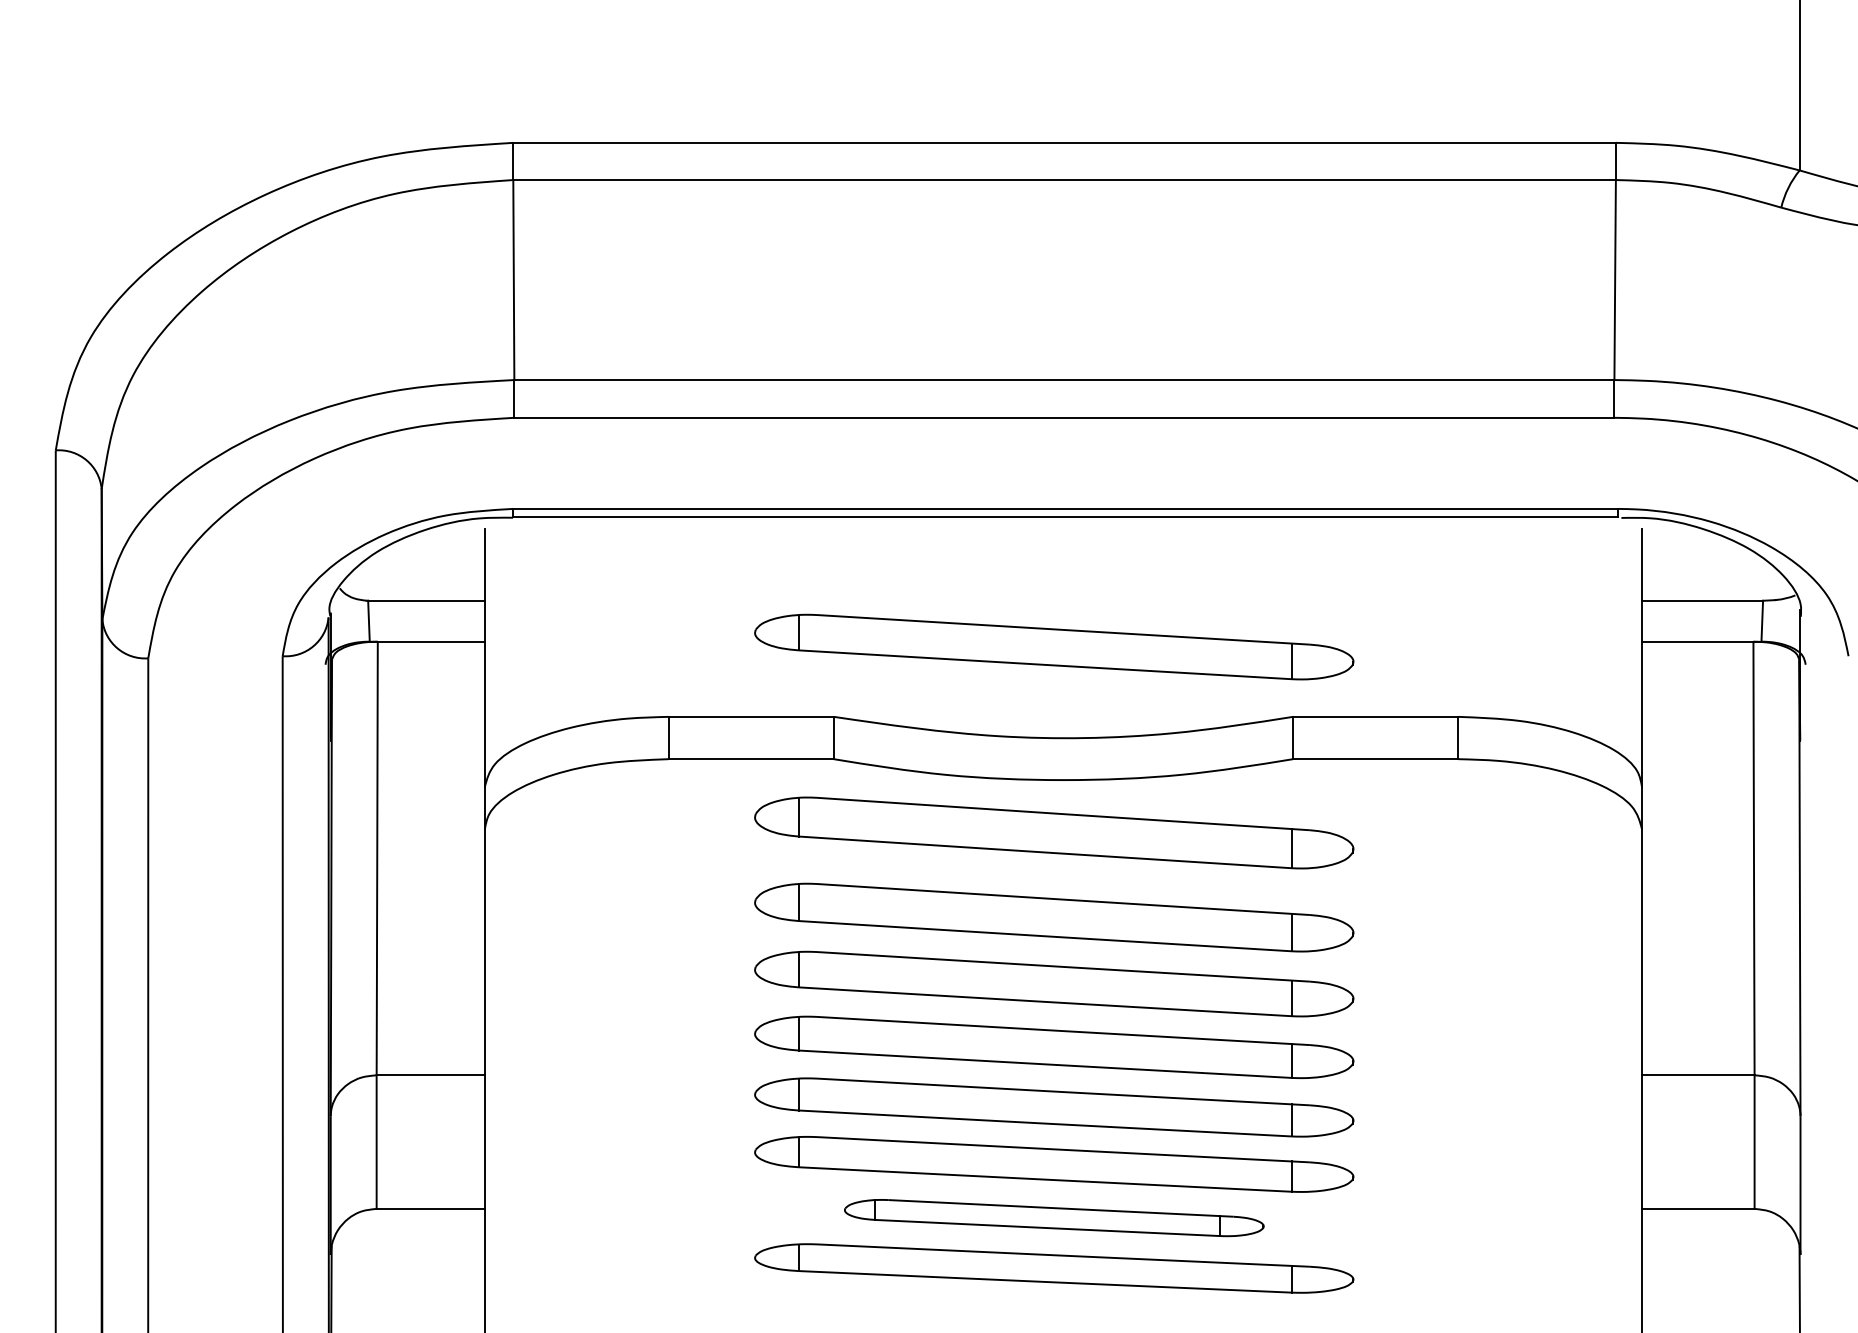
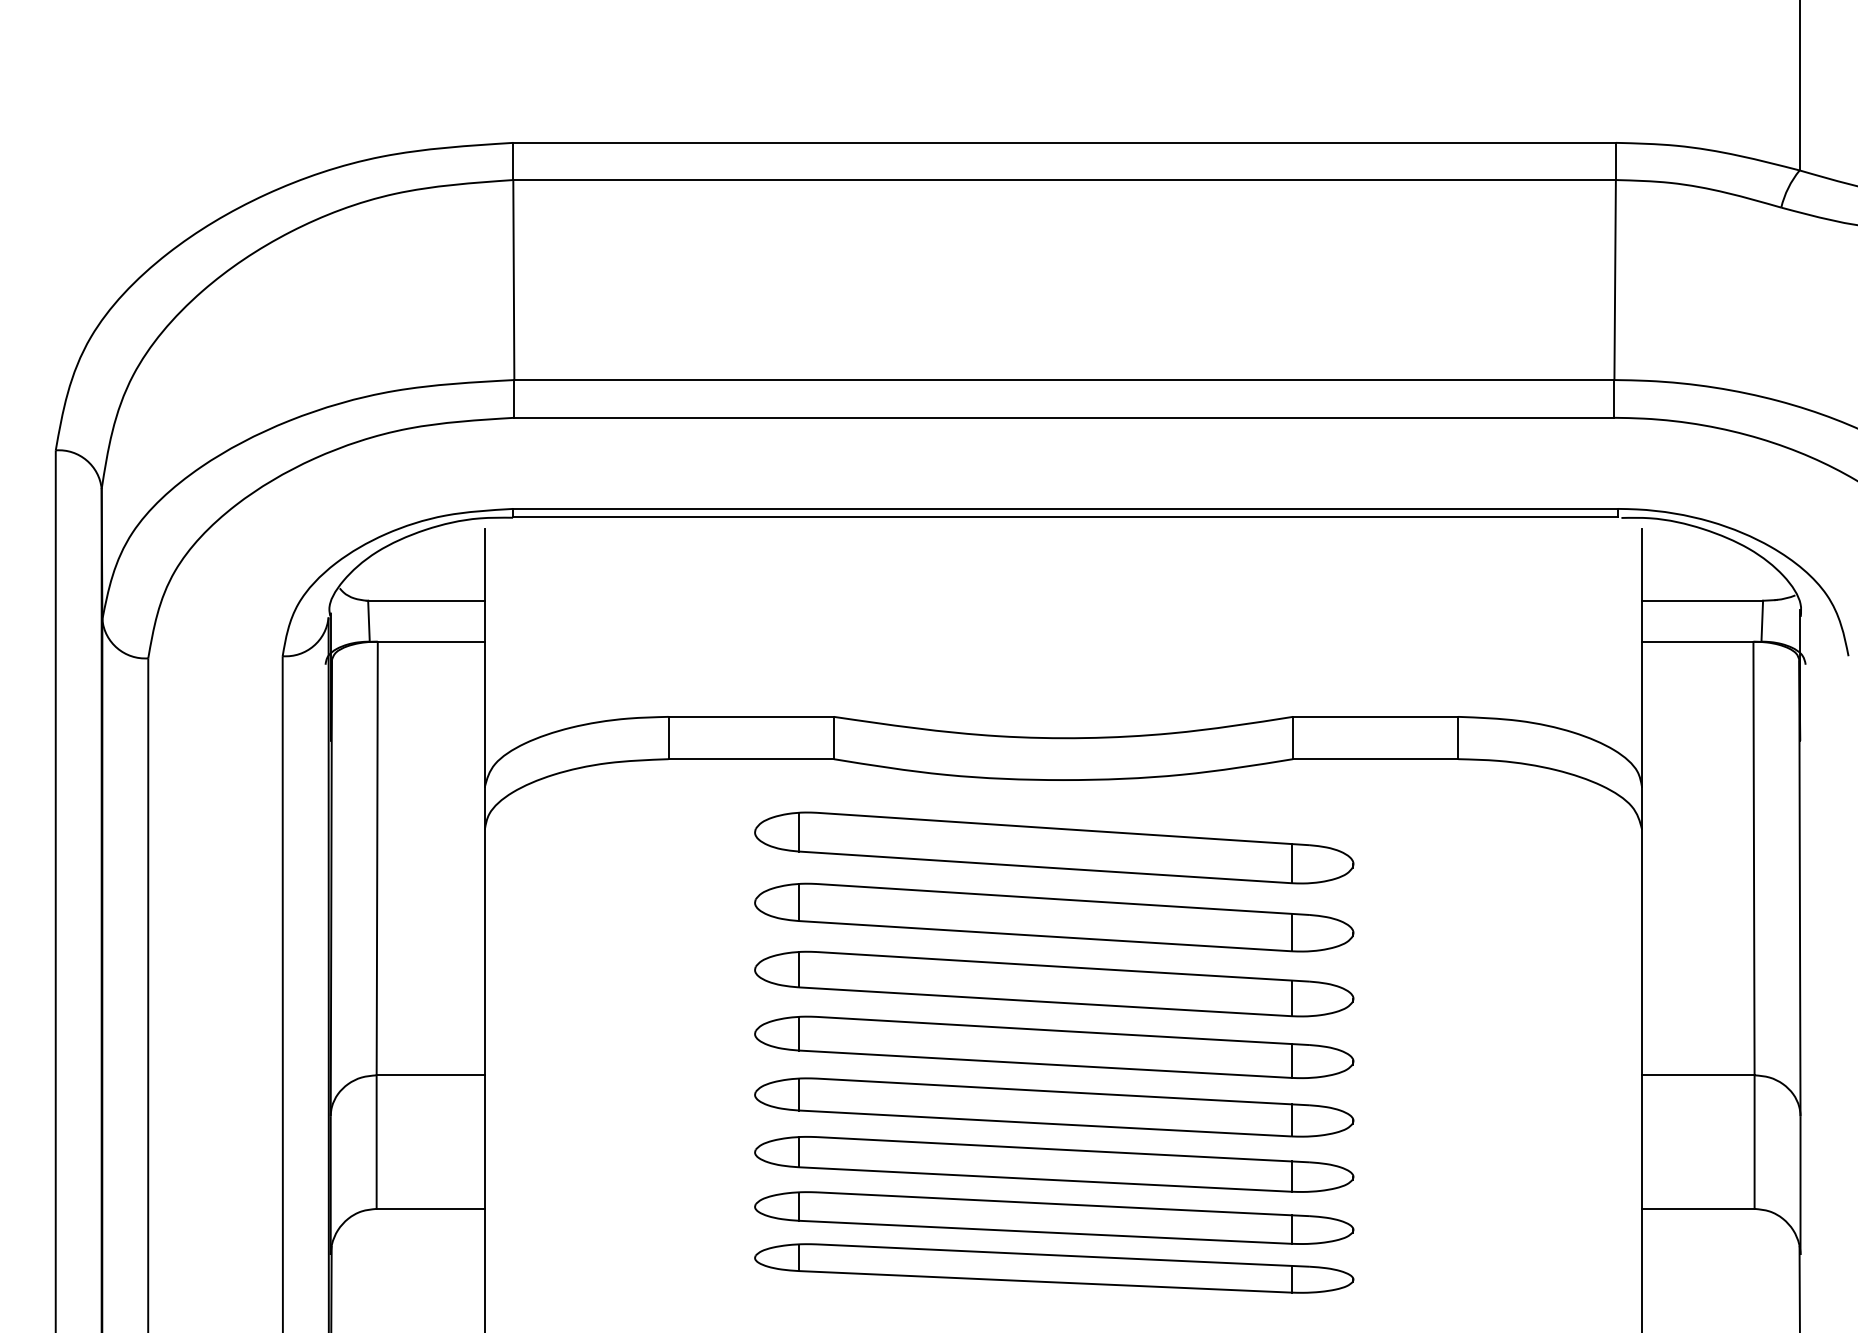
part: present -> none (1054, 646)
part position: (1054, 832) -> (1054, 847) (1054, 847)
part size: 421x39 px -> 601x54 px (1054, 1217)
